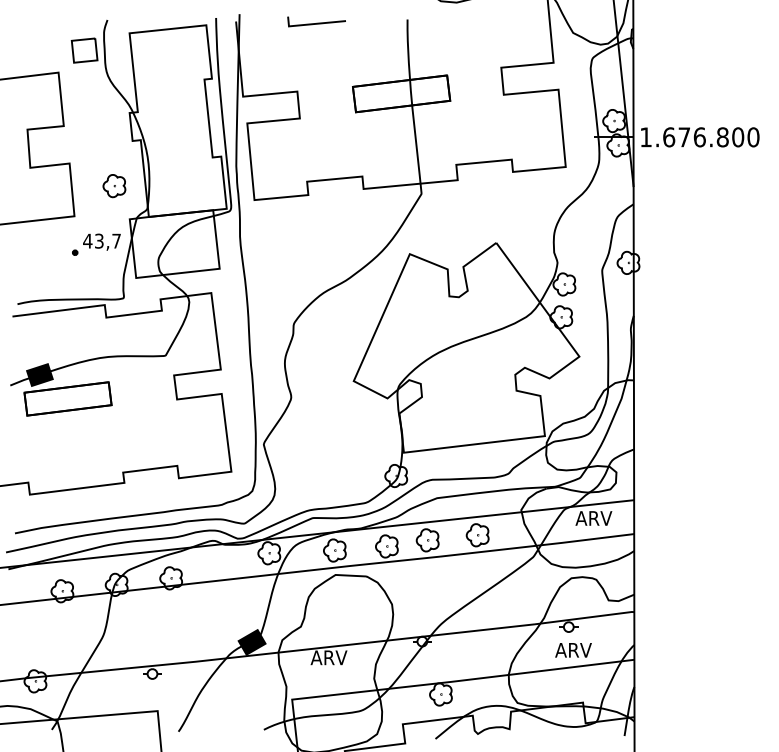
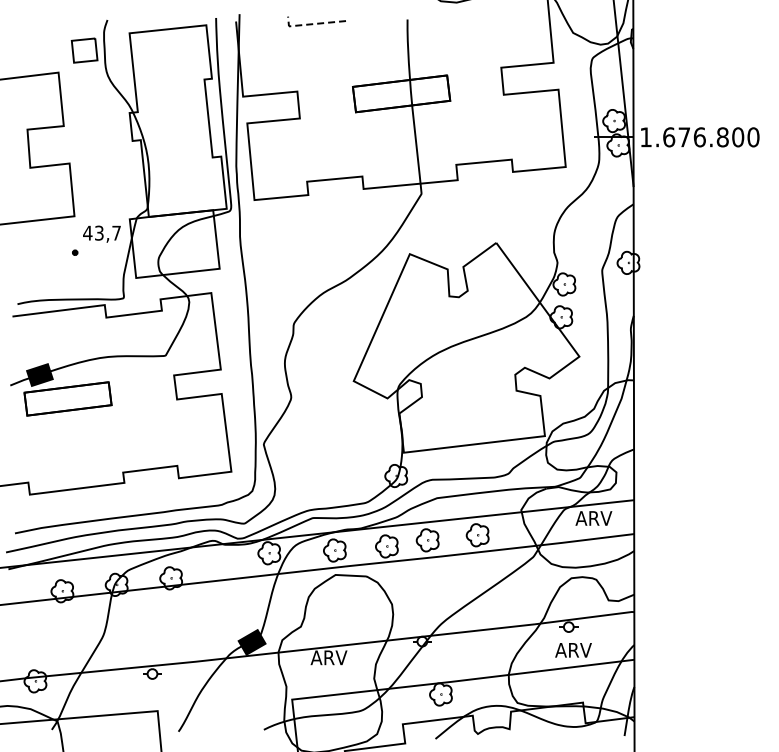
line: solid -> dashed (311, 24)
part: present -> none (114, 186)
text position: (101, 241) -> (101, 233) (101, 233)
